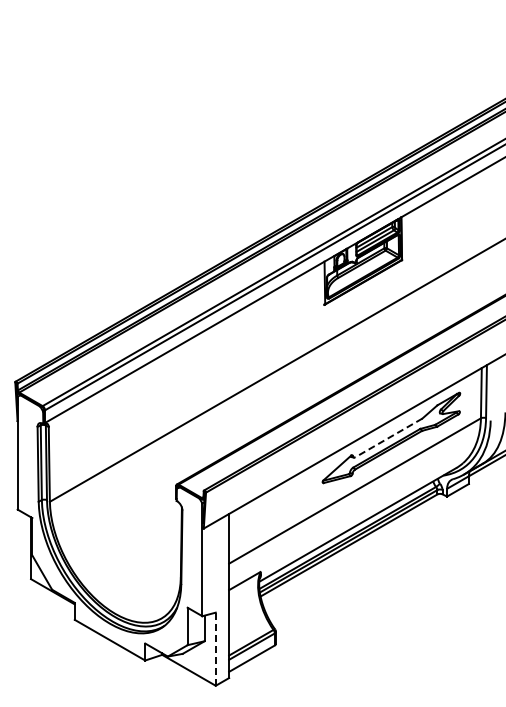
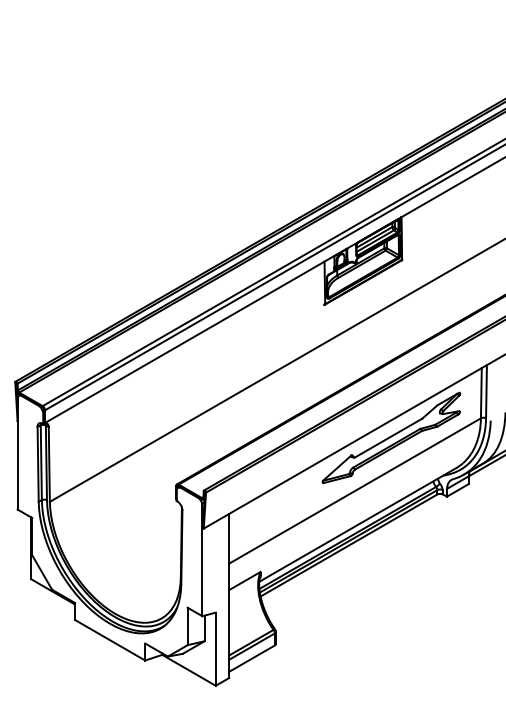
line: dashed -> solid (388, 437)
line: dashed -> solid (215, 649)
